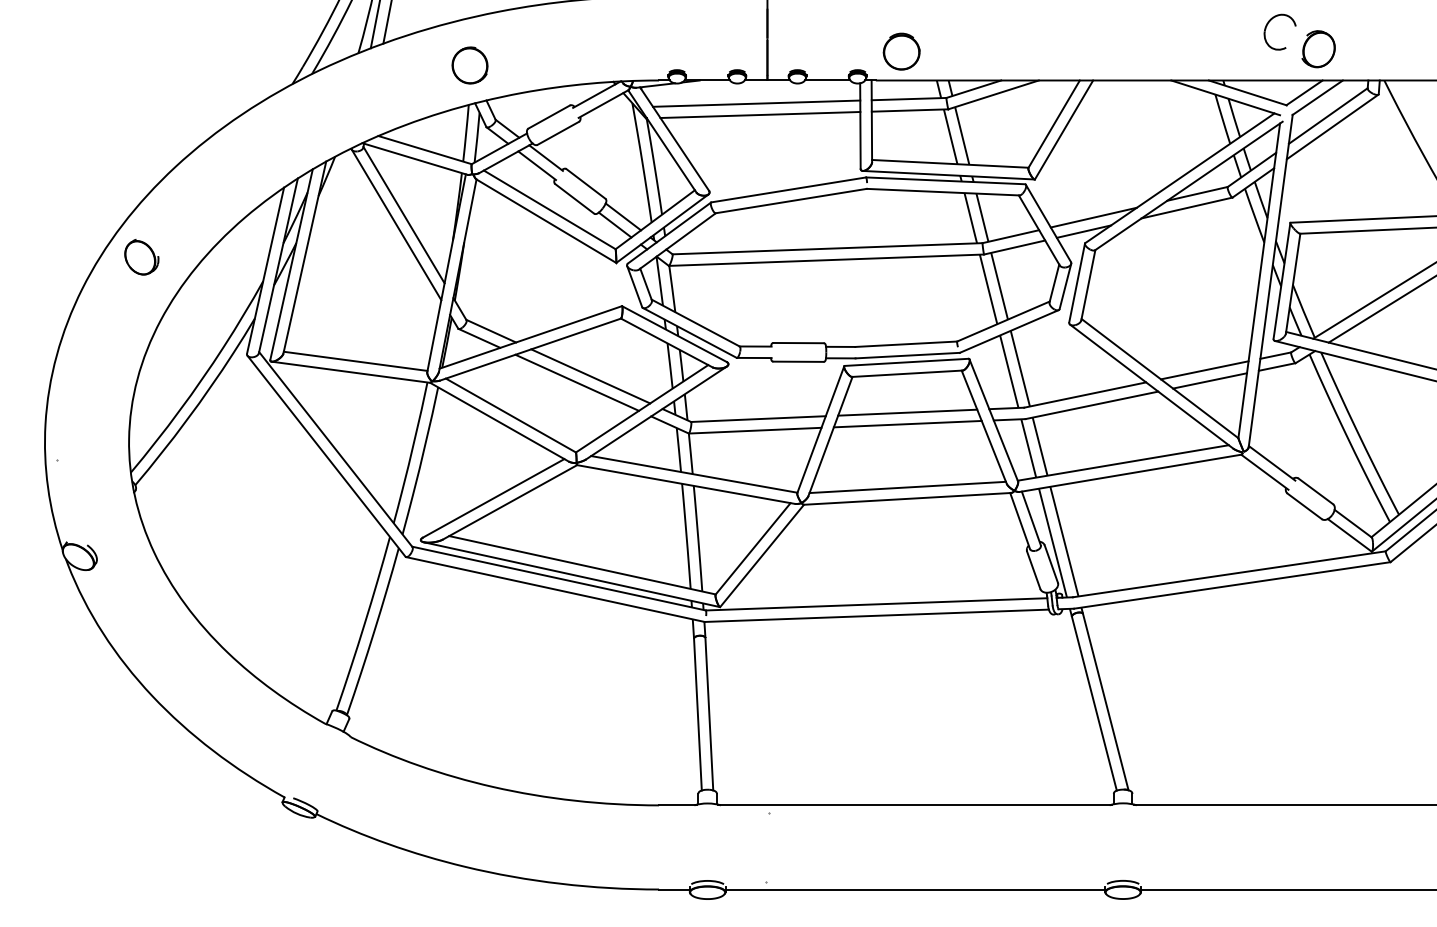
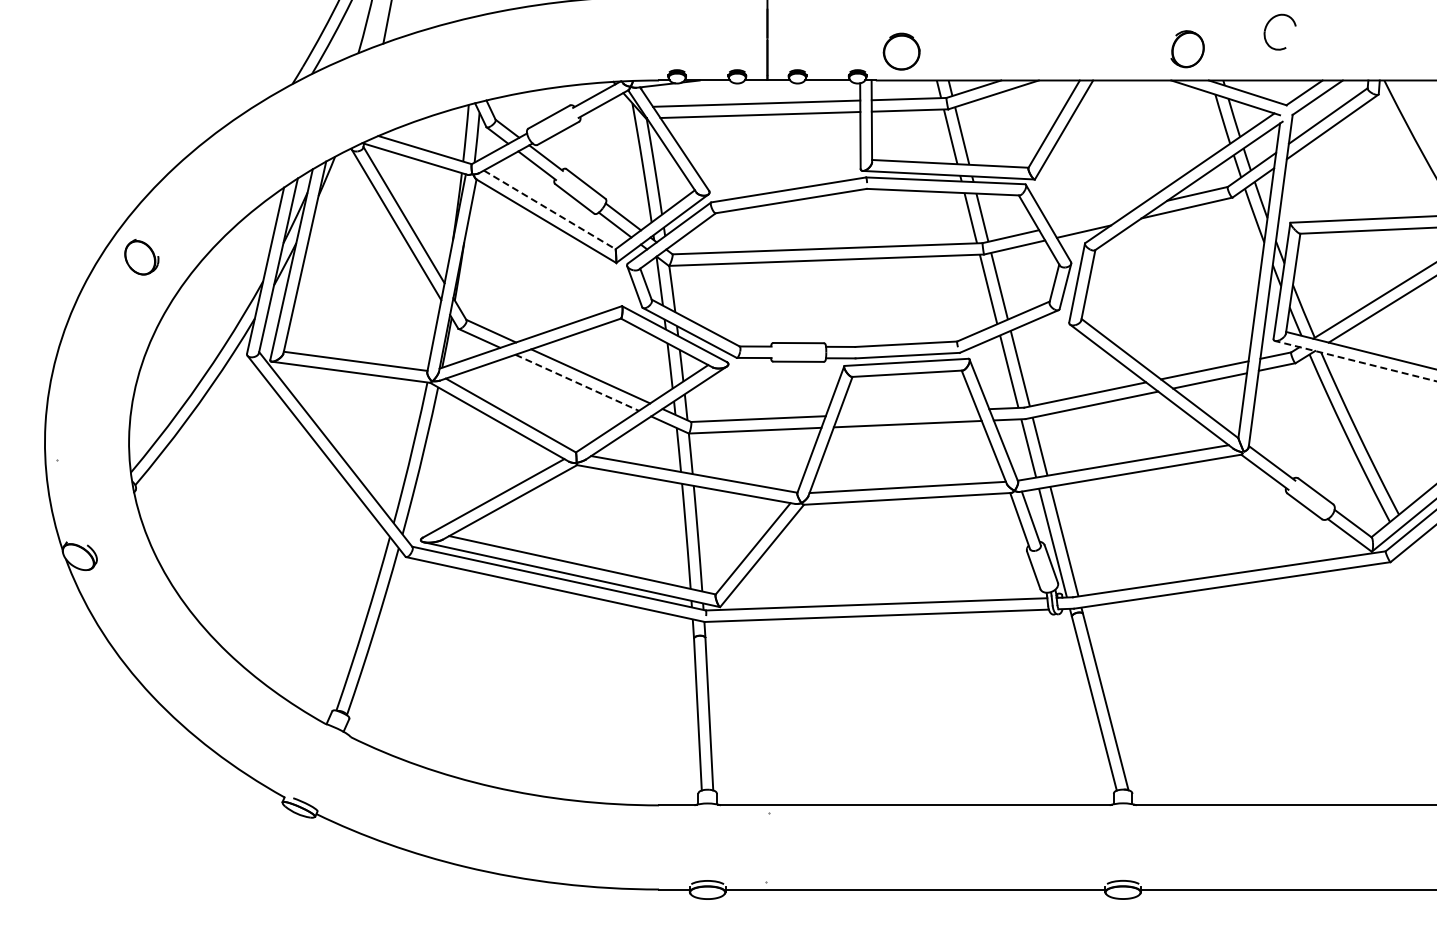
line: present -> none (374, 25)
part position: (1318, 49) -> (1187, 49) (1187, 49)
part: present -> none (469, 65)
line: solid -> dashed (549, 209)
line: present -> none (1093, 217)
line: solid -> dashed (1355, 361)
line: solid -> dashed (577, 382)
line: present -> none (907, 412)
